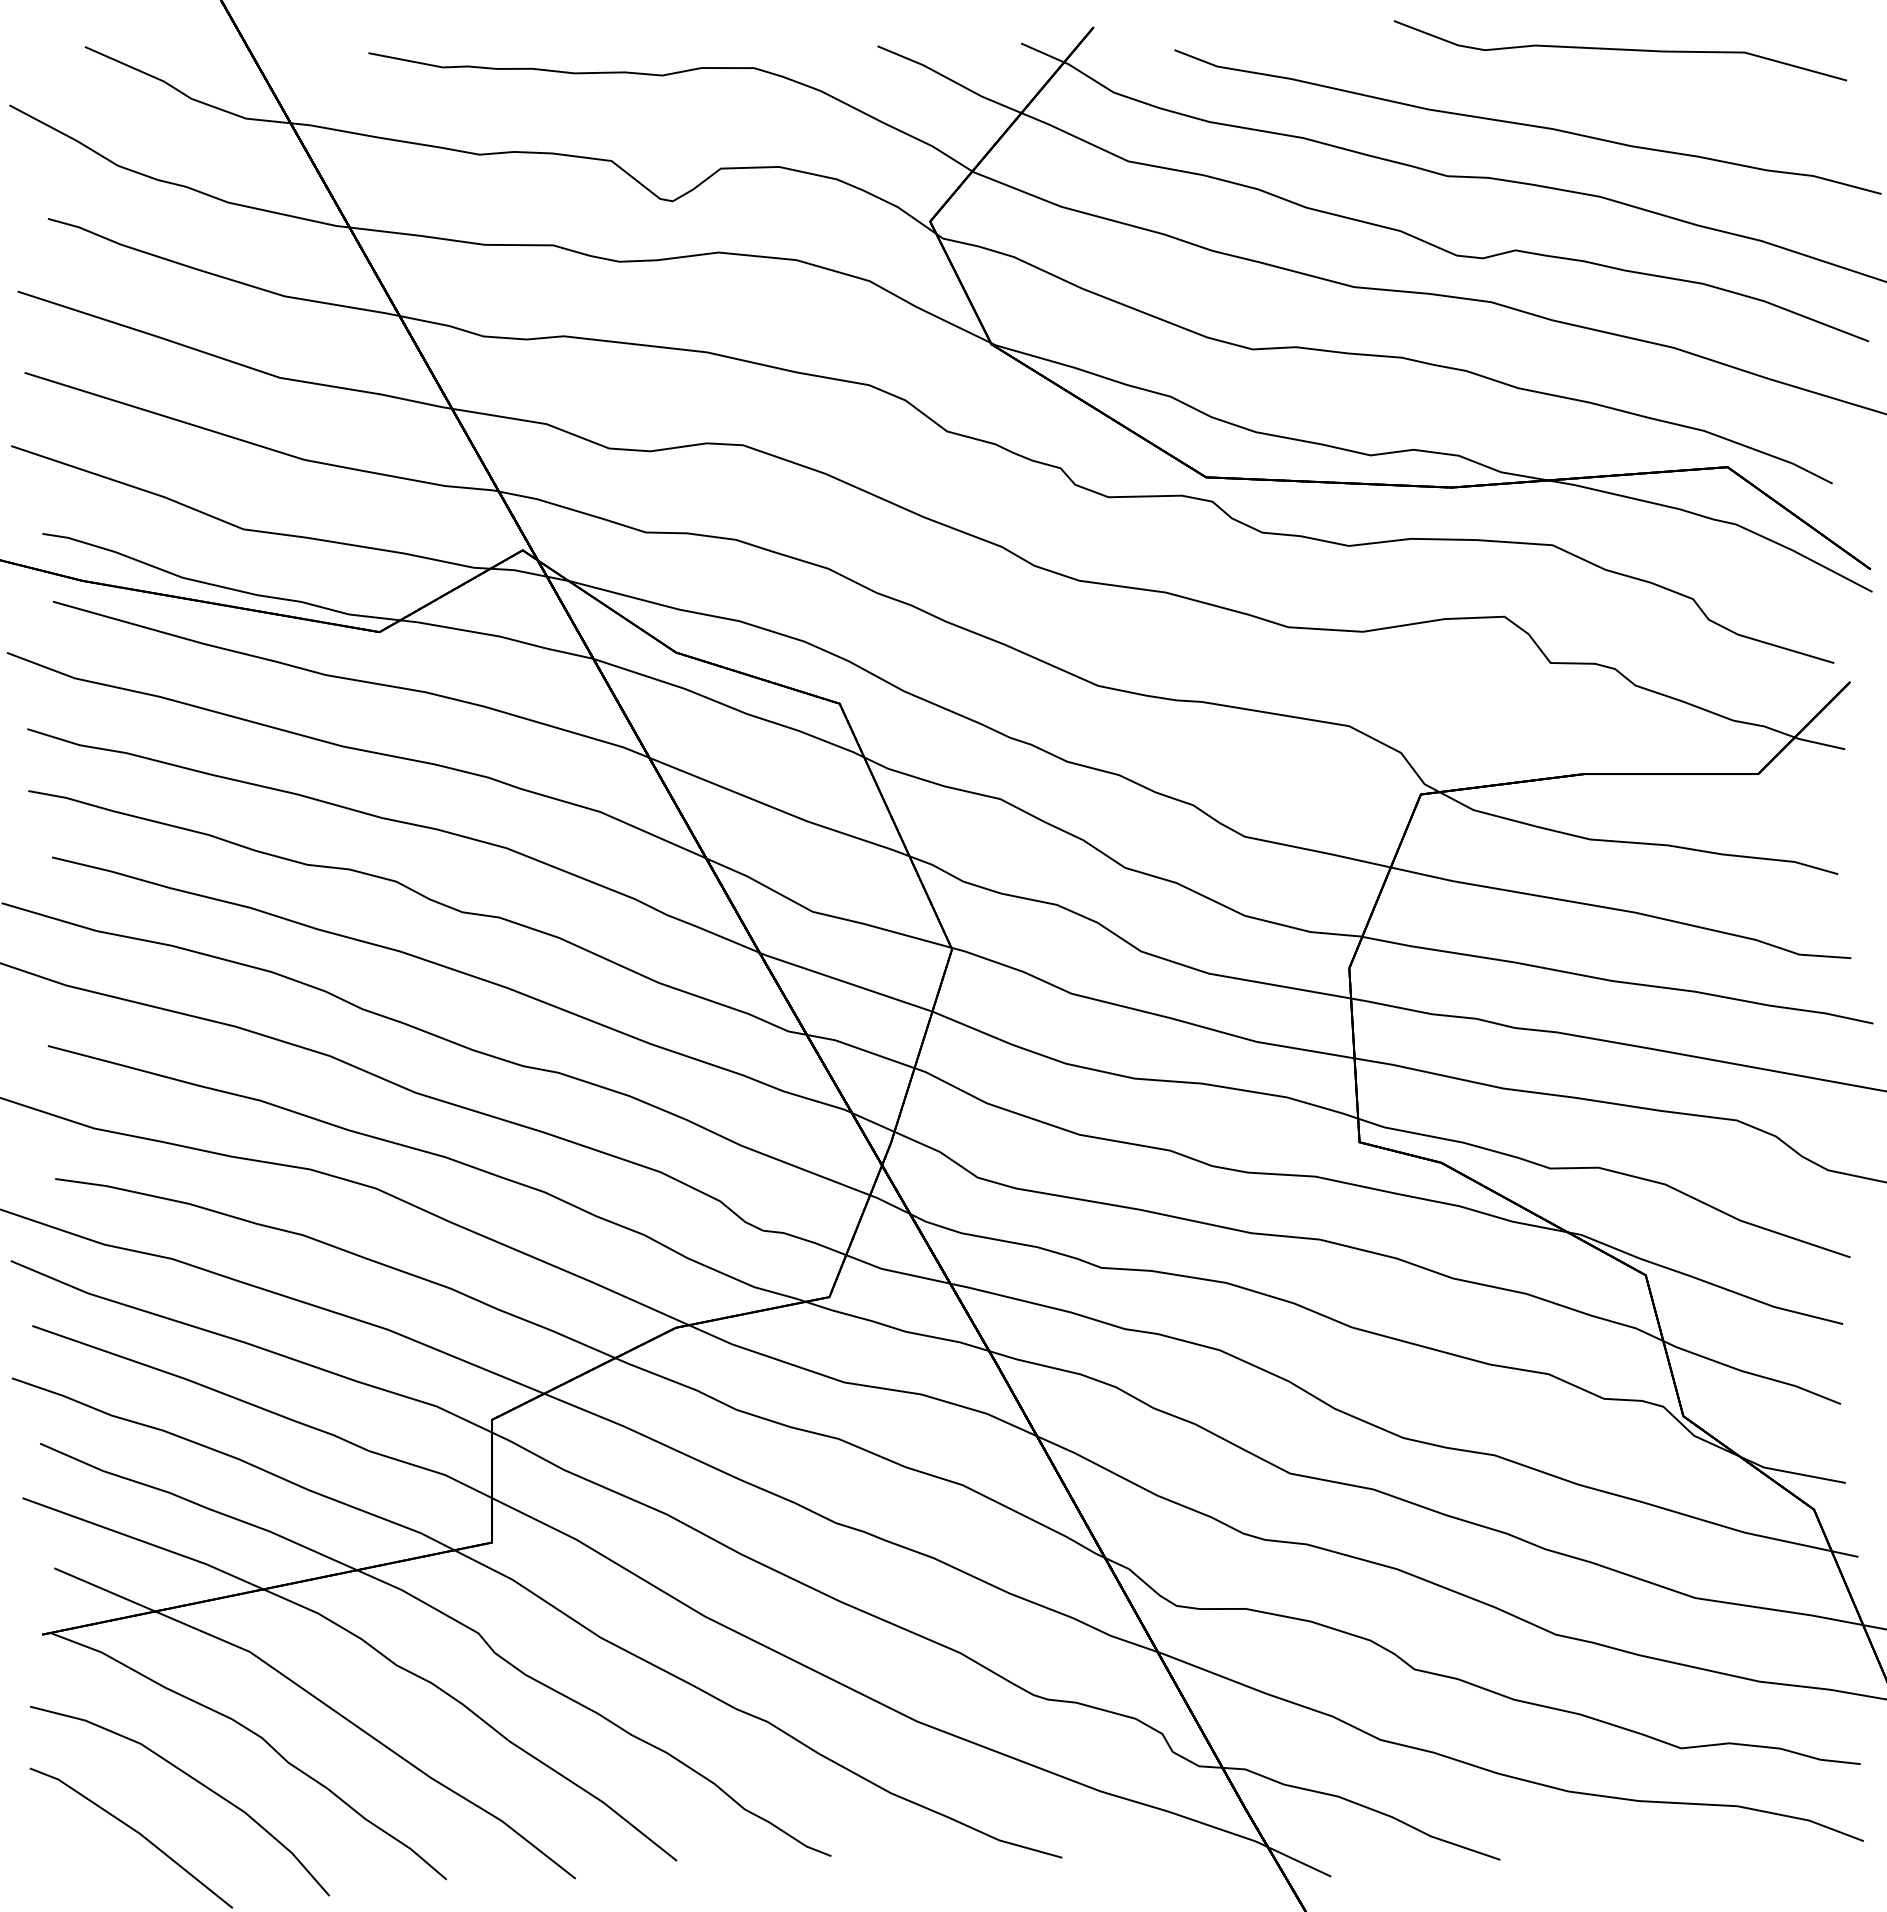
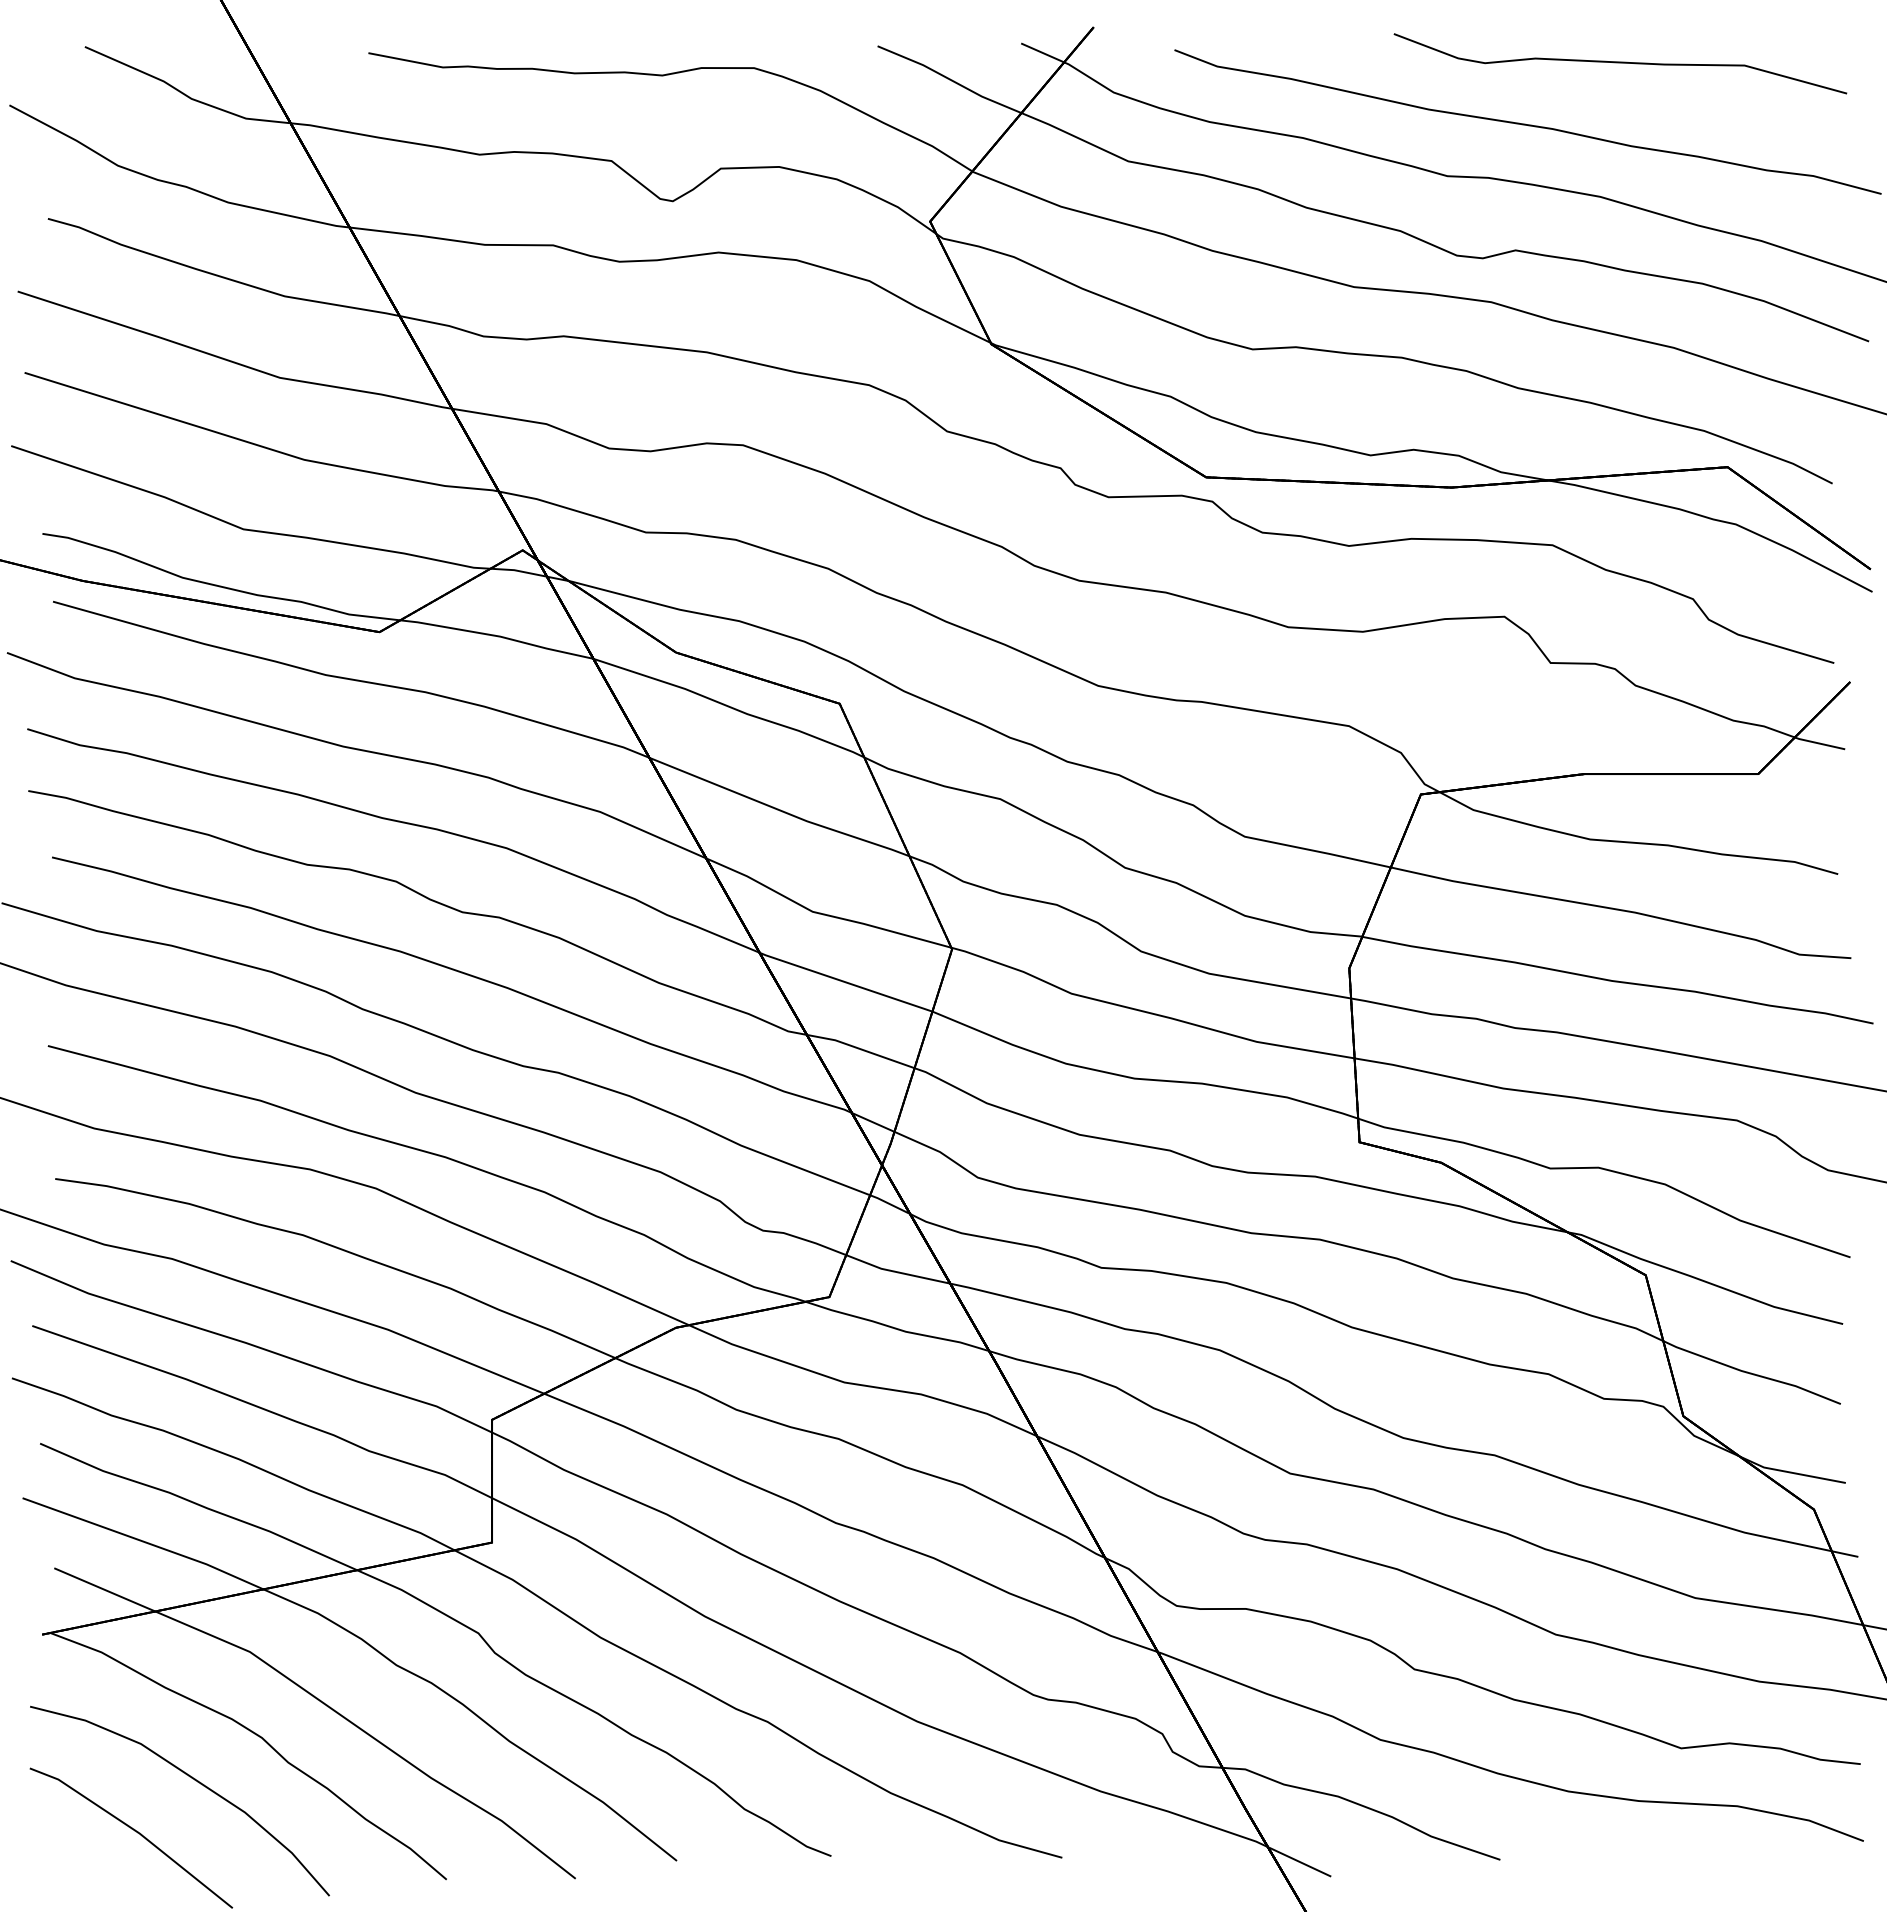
part position: (1620, 50) -> (1620, 63) (1620, 63)
